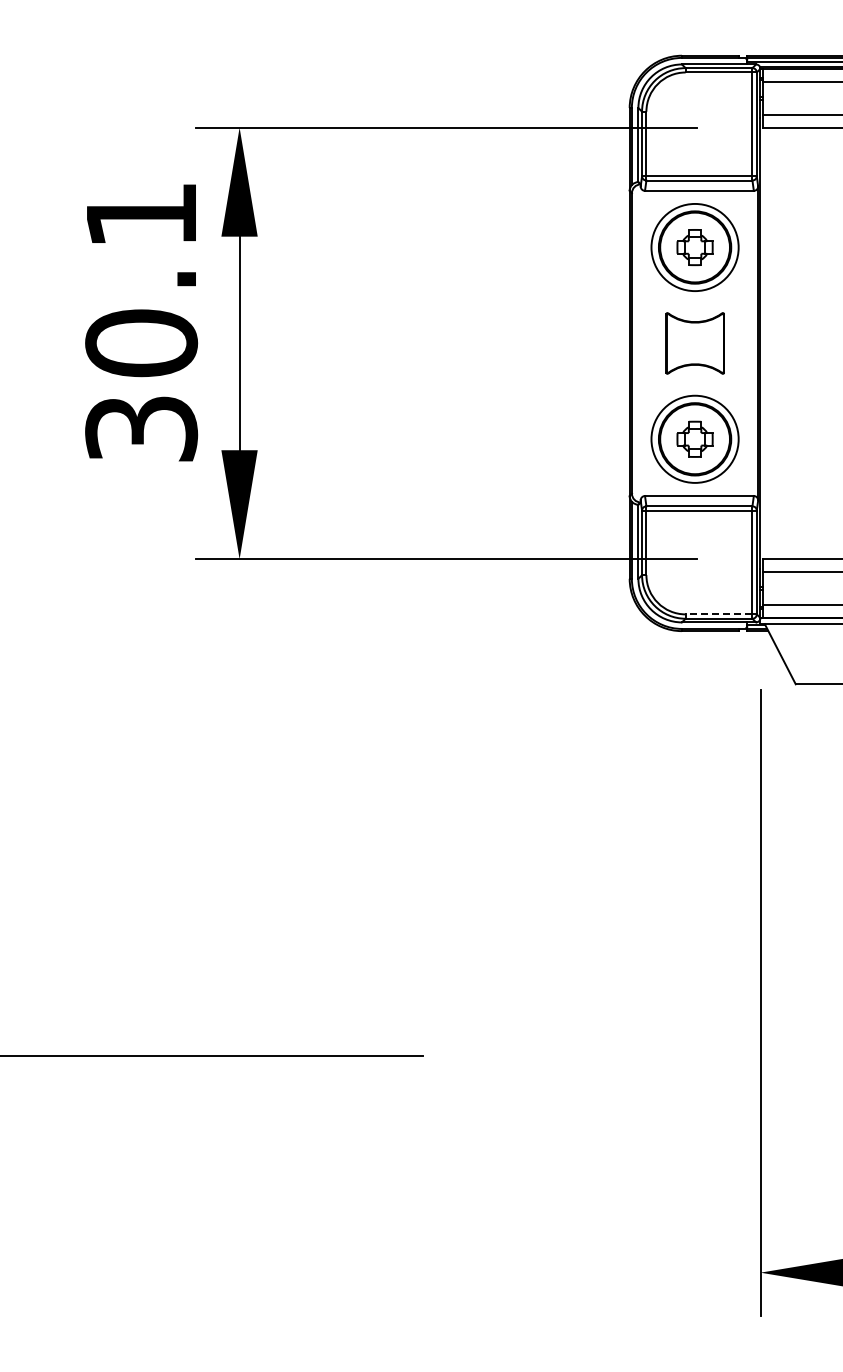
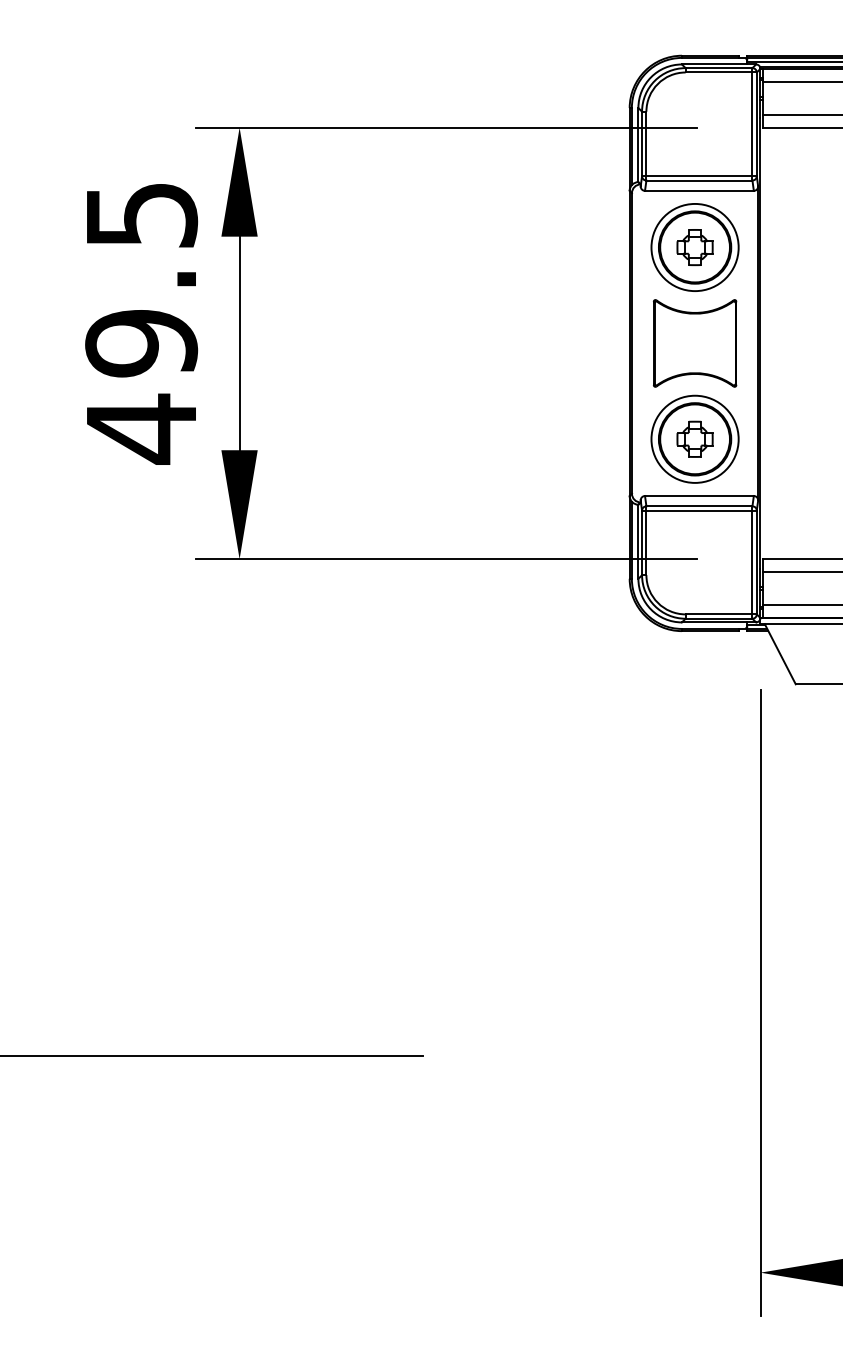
text: 30.1 -> 49.5 (141, 324)
part size: 60x63 px -> 85x89 px (695, 343)
line: dashed -> solid (718, 614)
